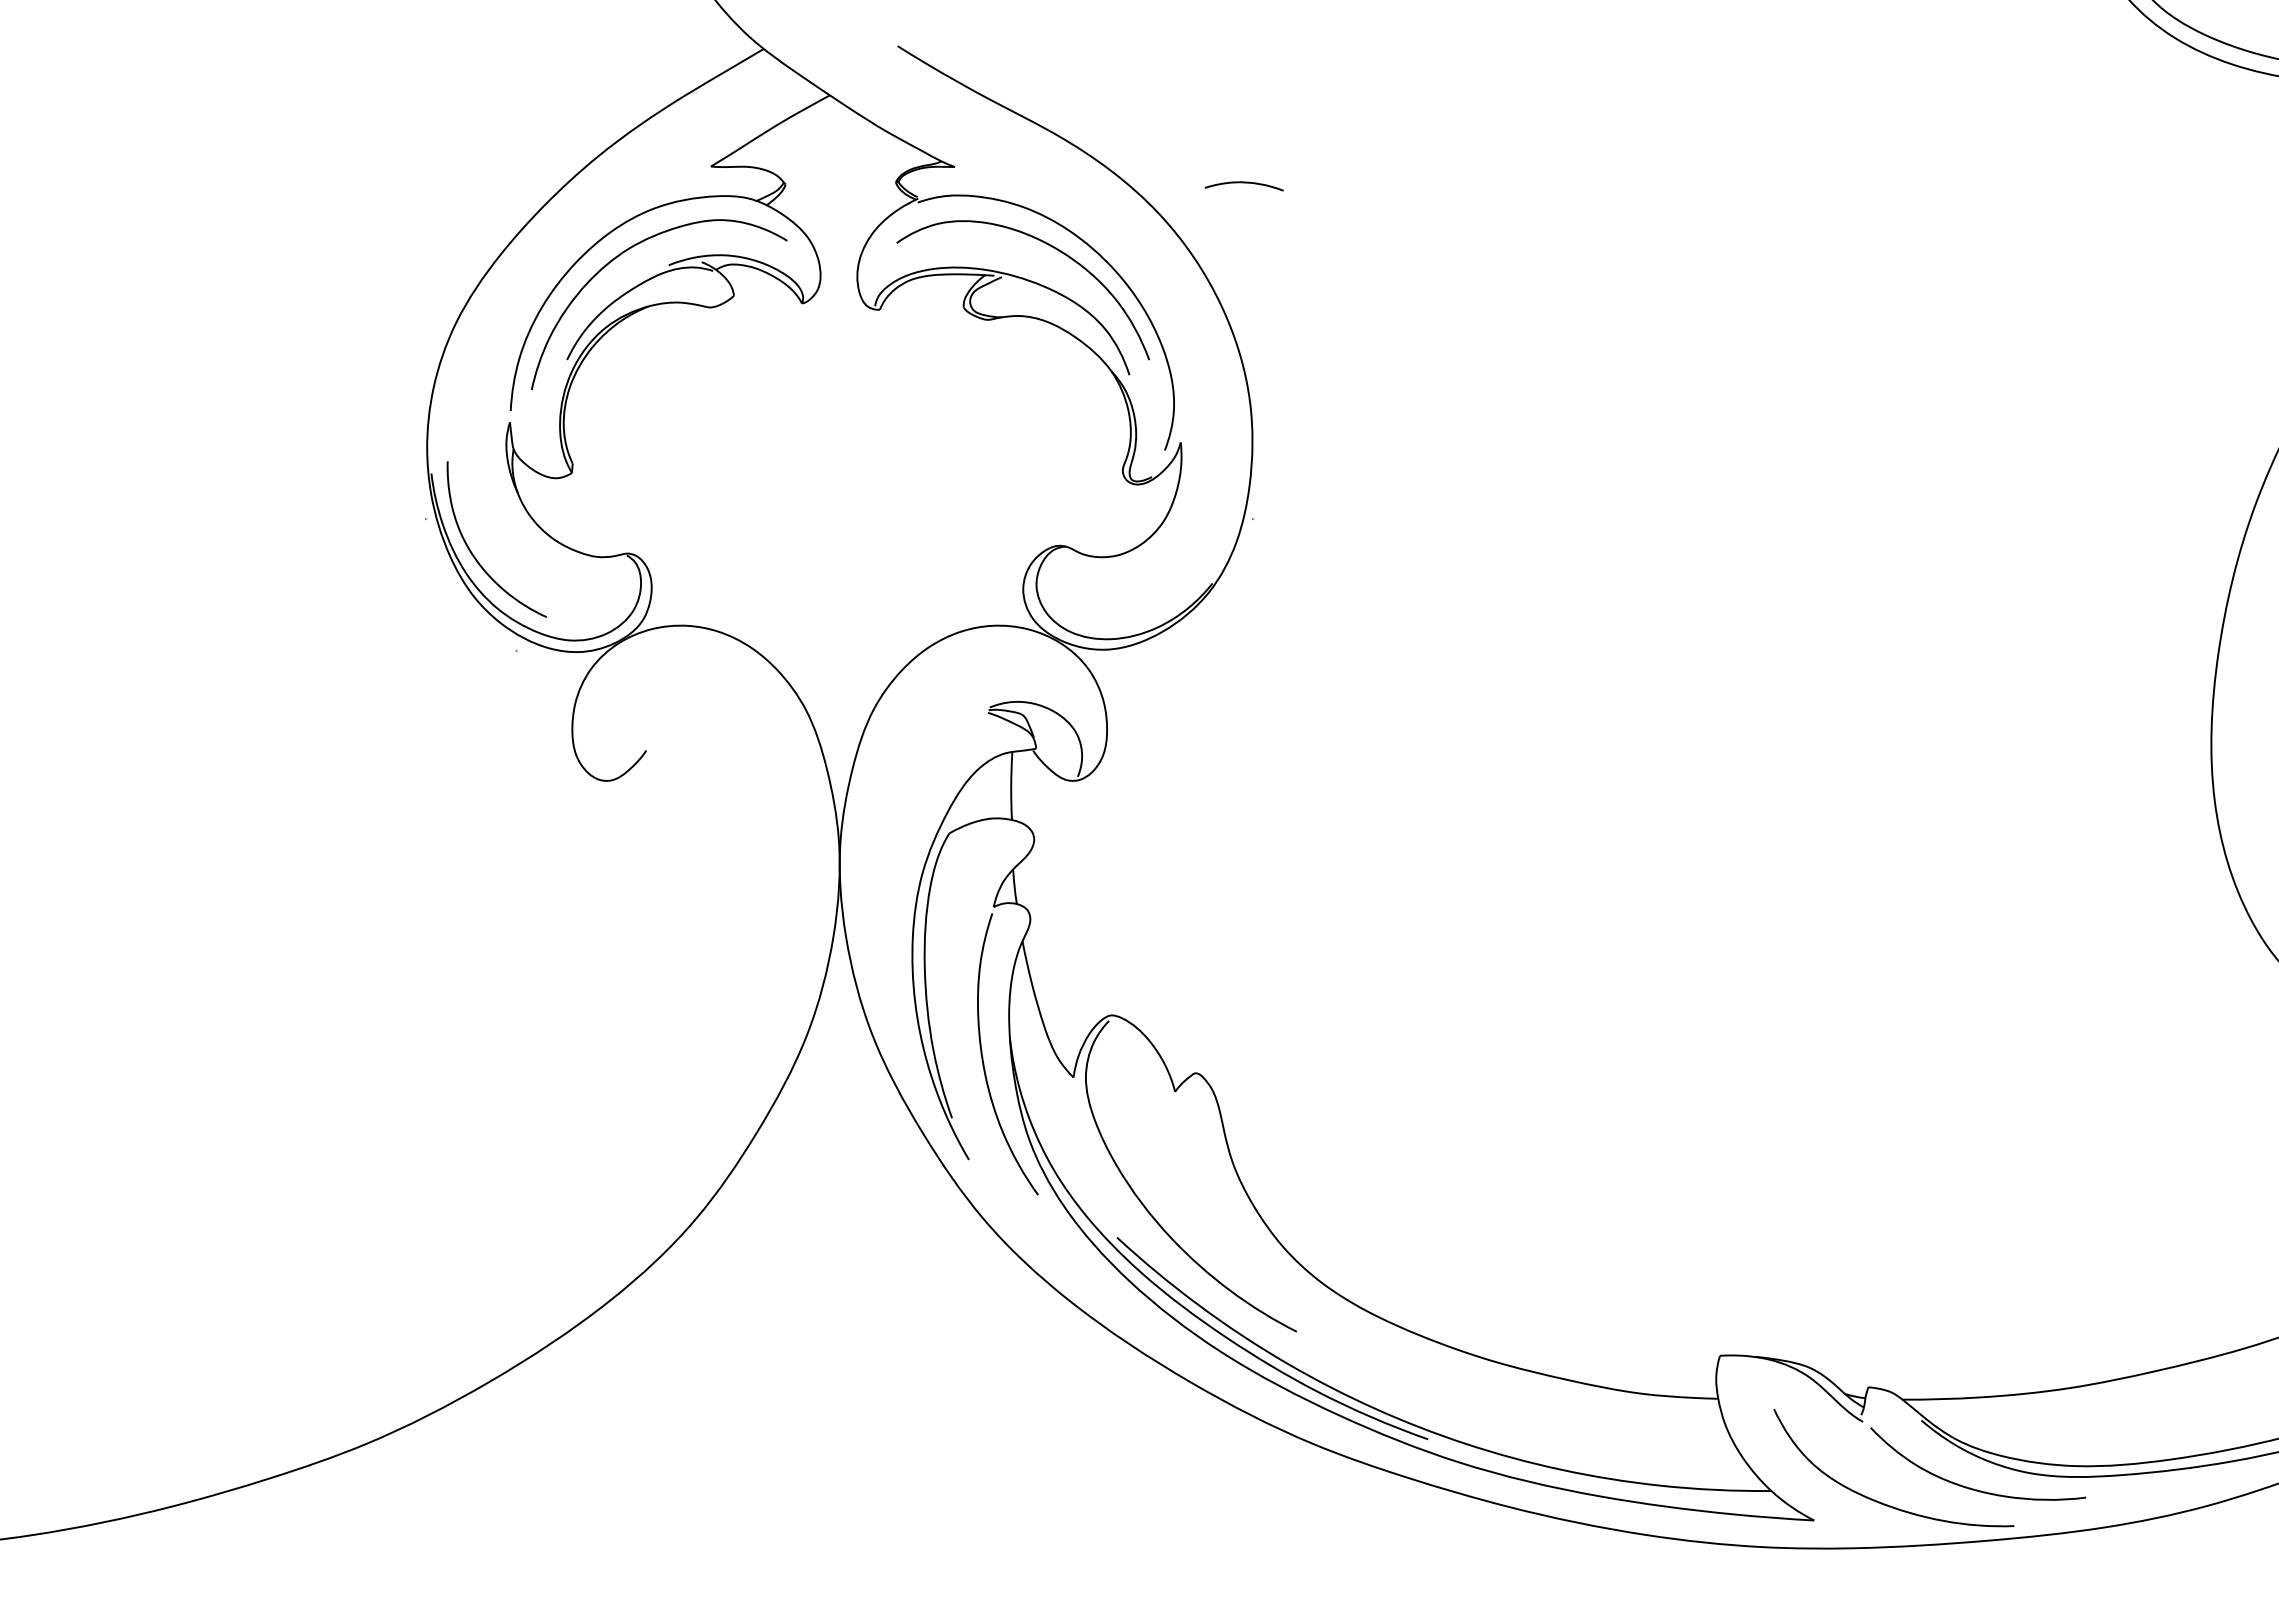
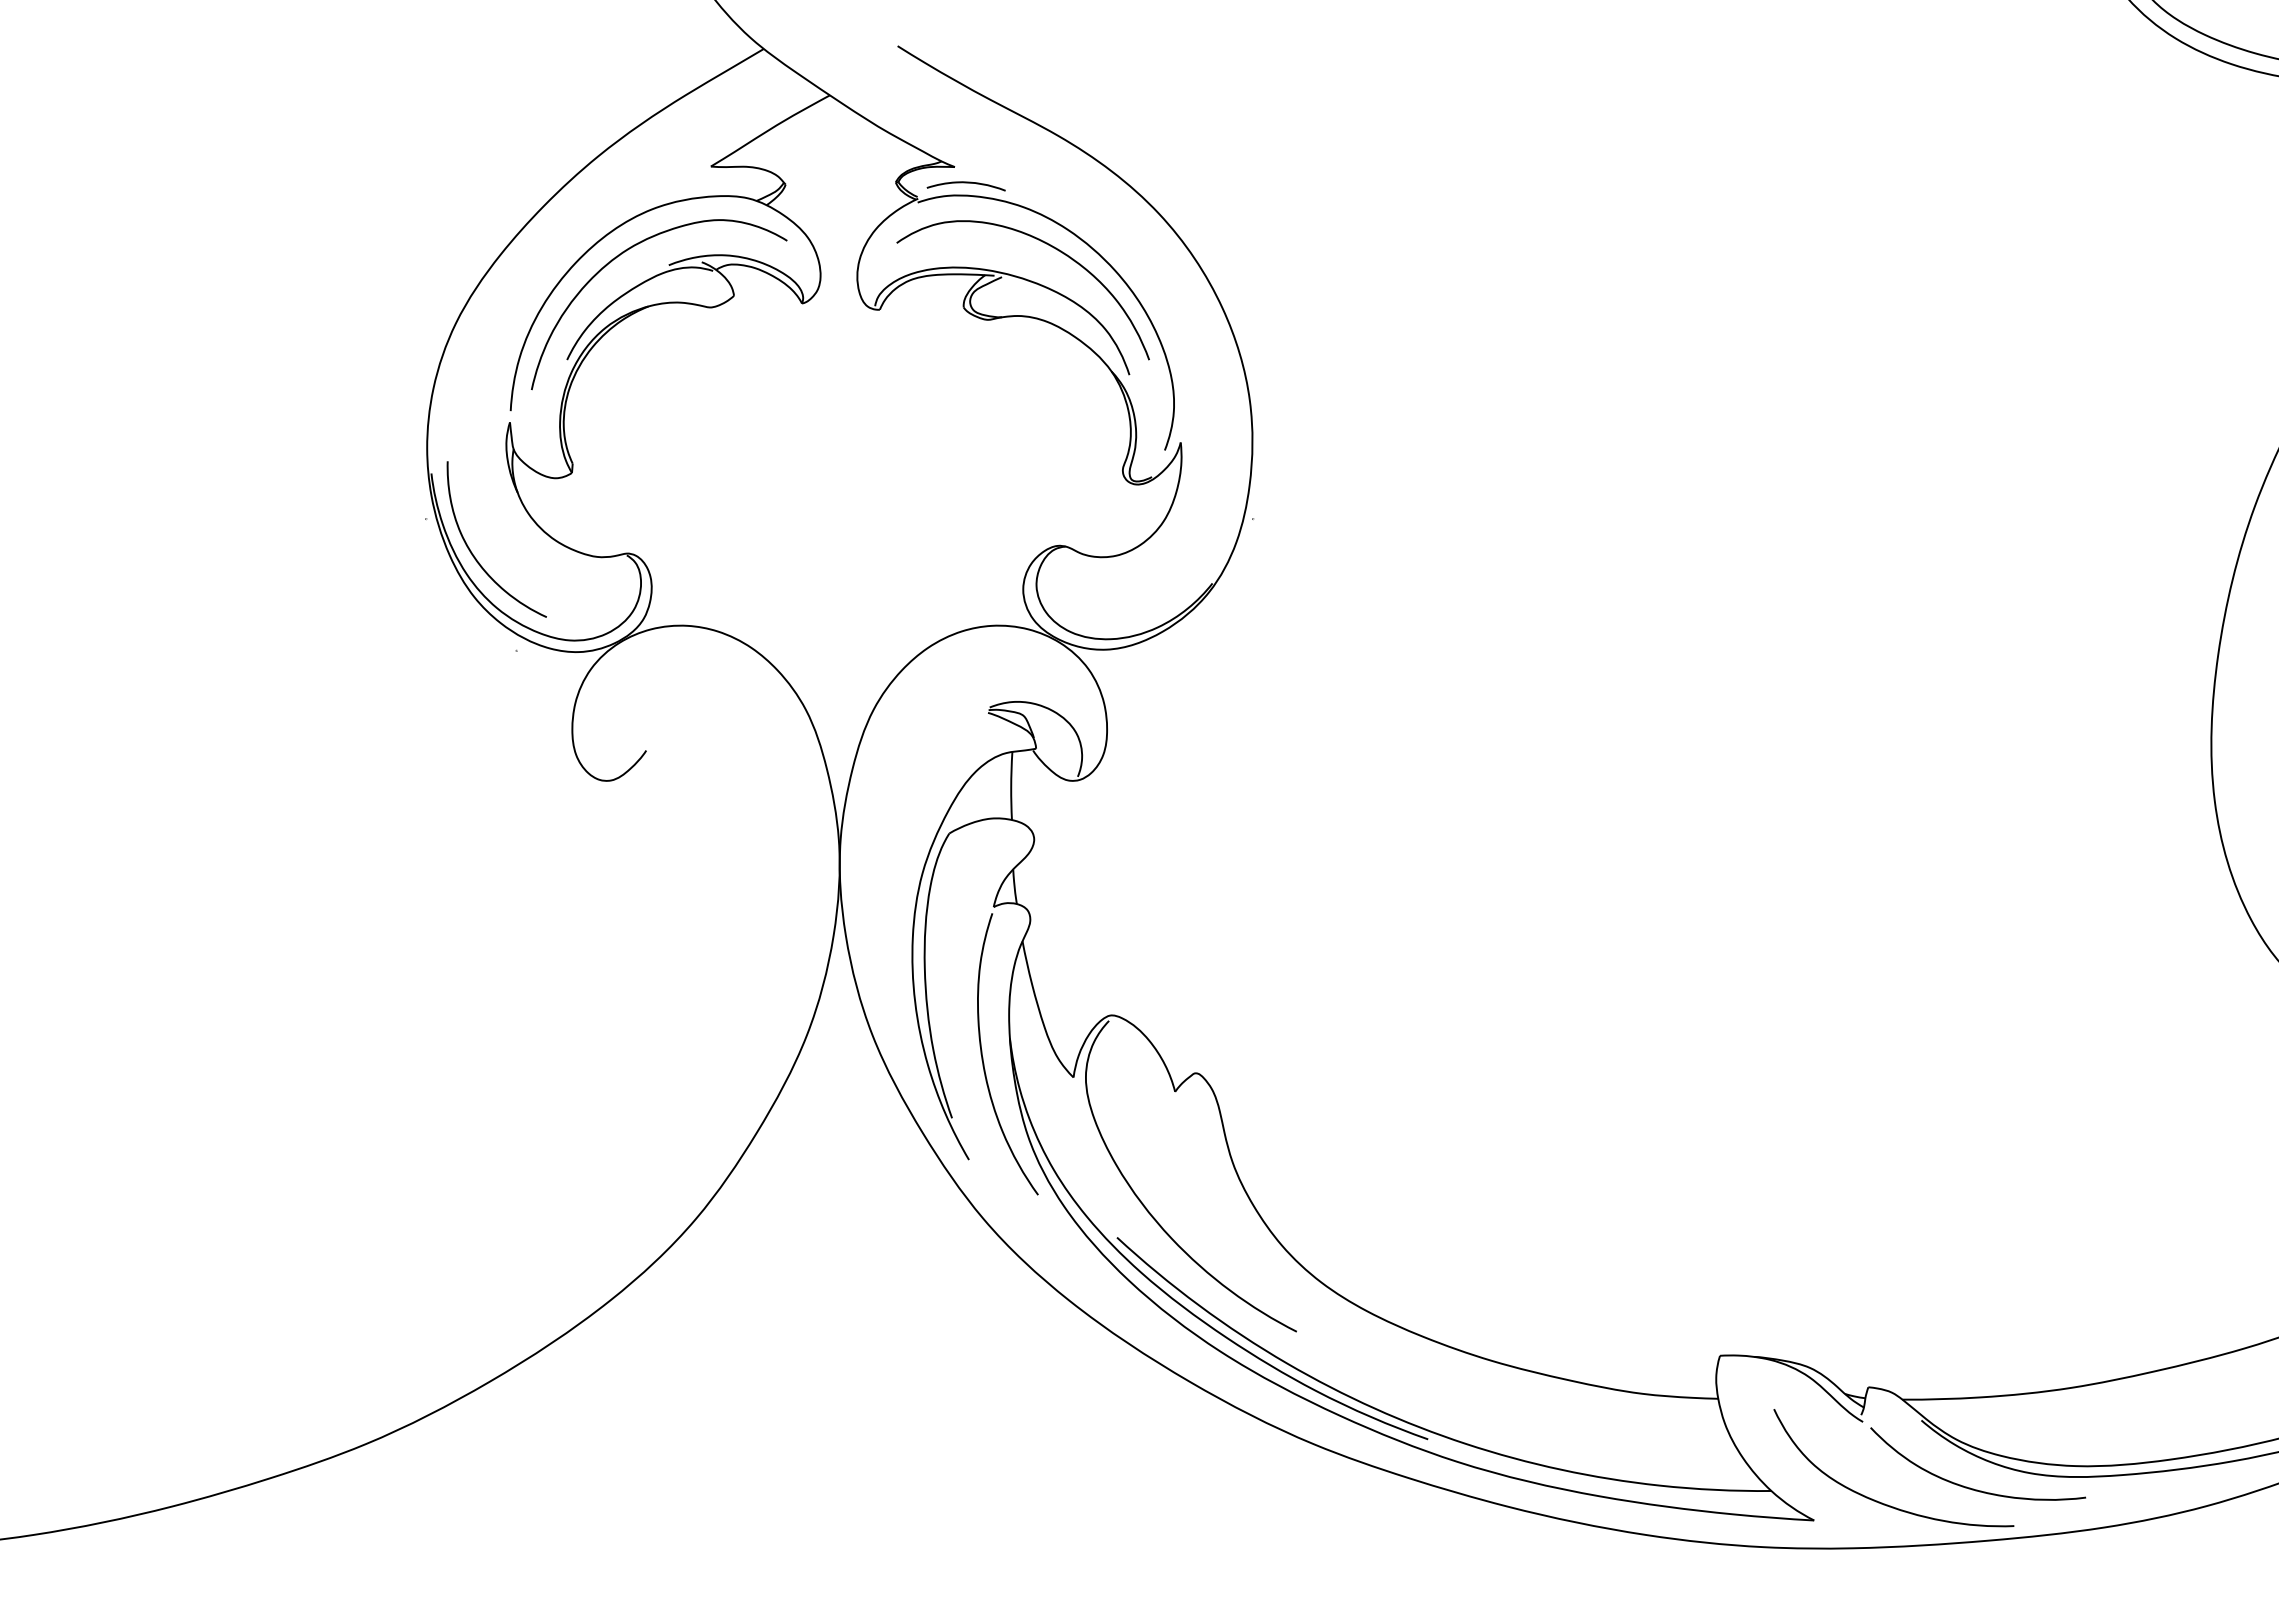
curve position: (1243, 183) -> (965, 183) (965, 183)
